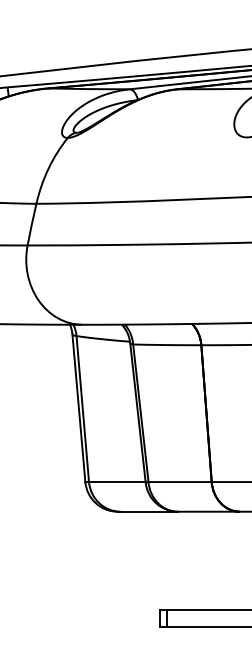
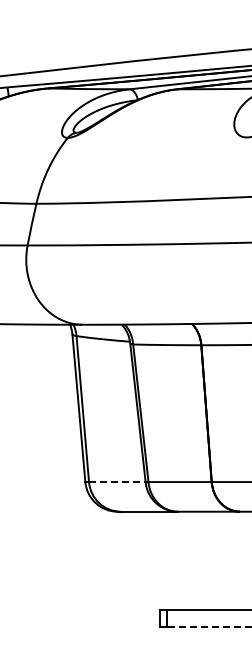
line: solid -> dashed (117, 482)
line: solid -> dashed (209, 626)
